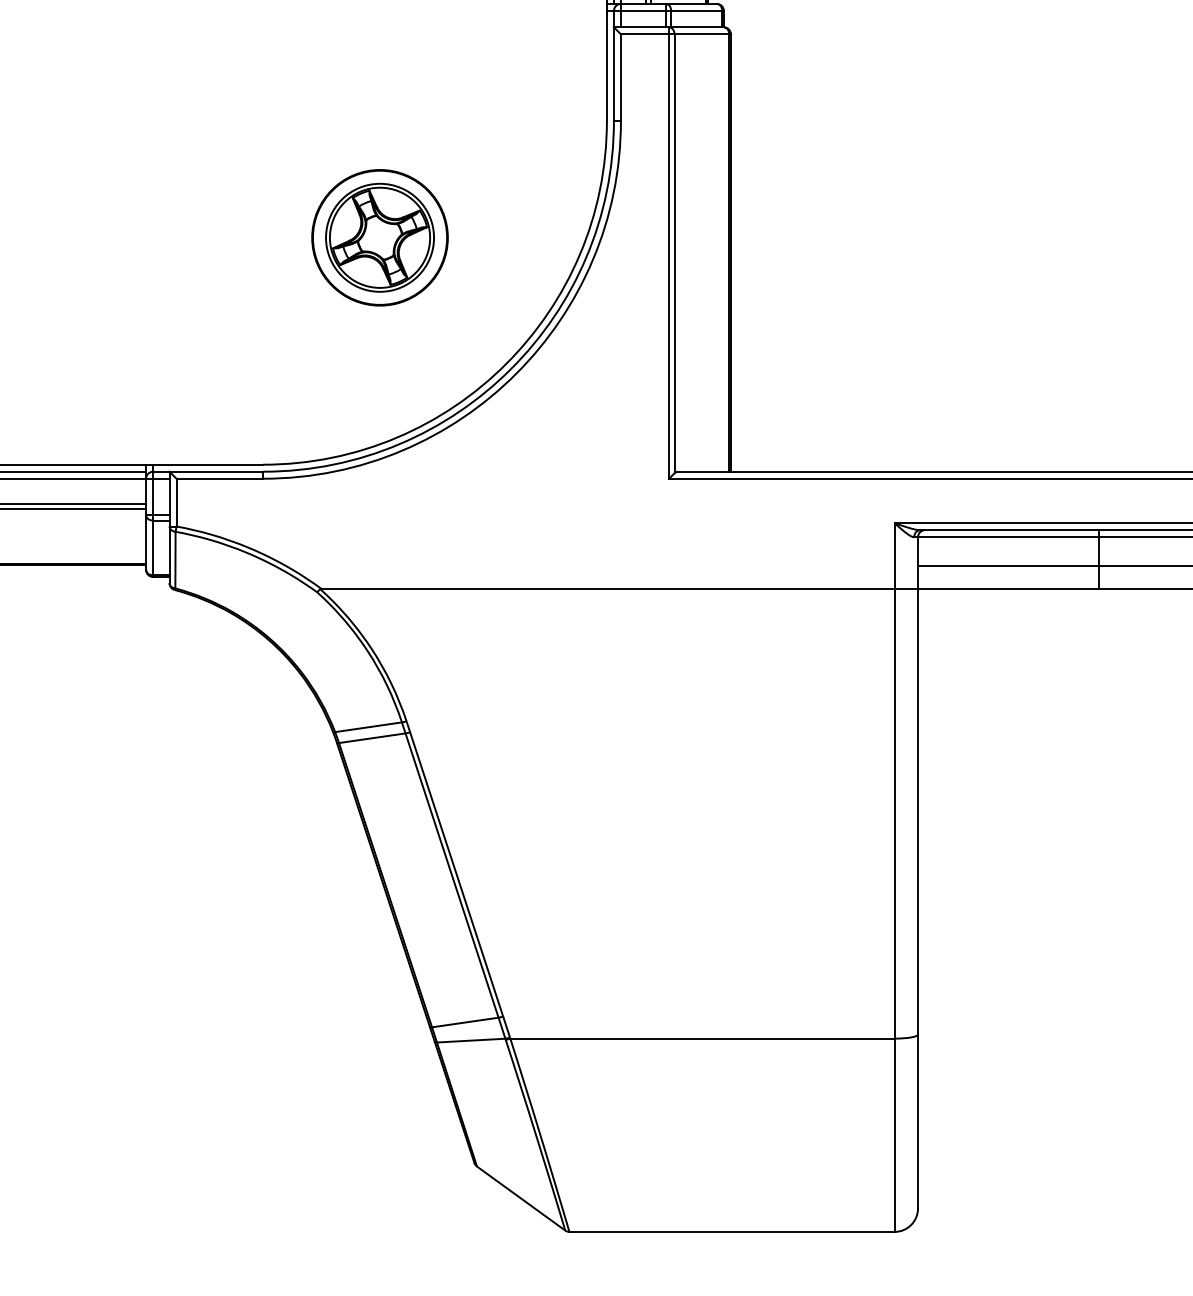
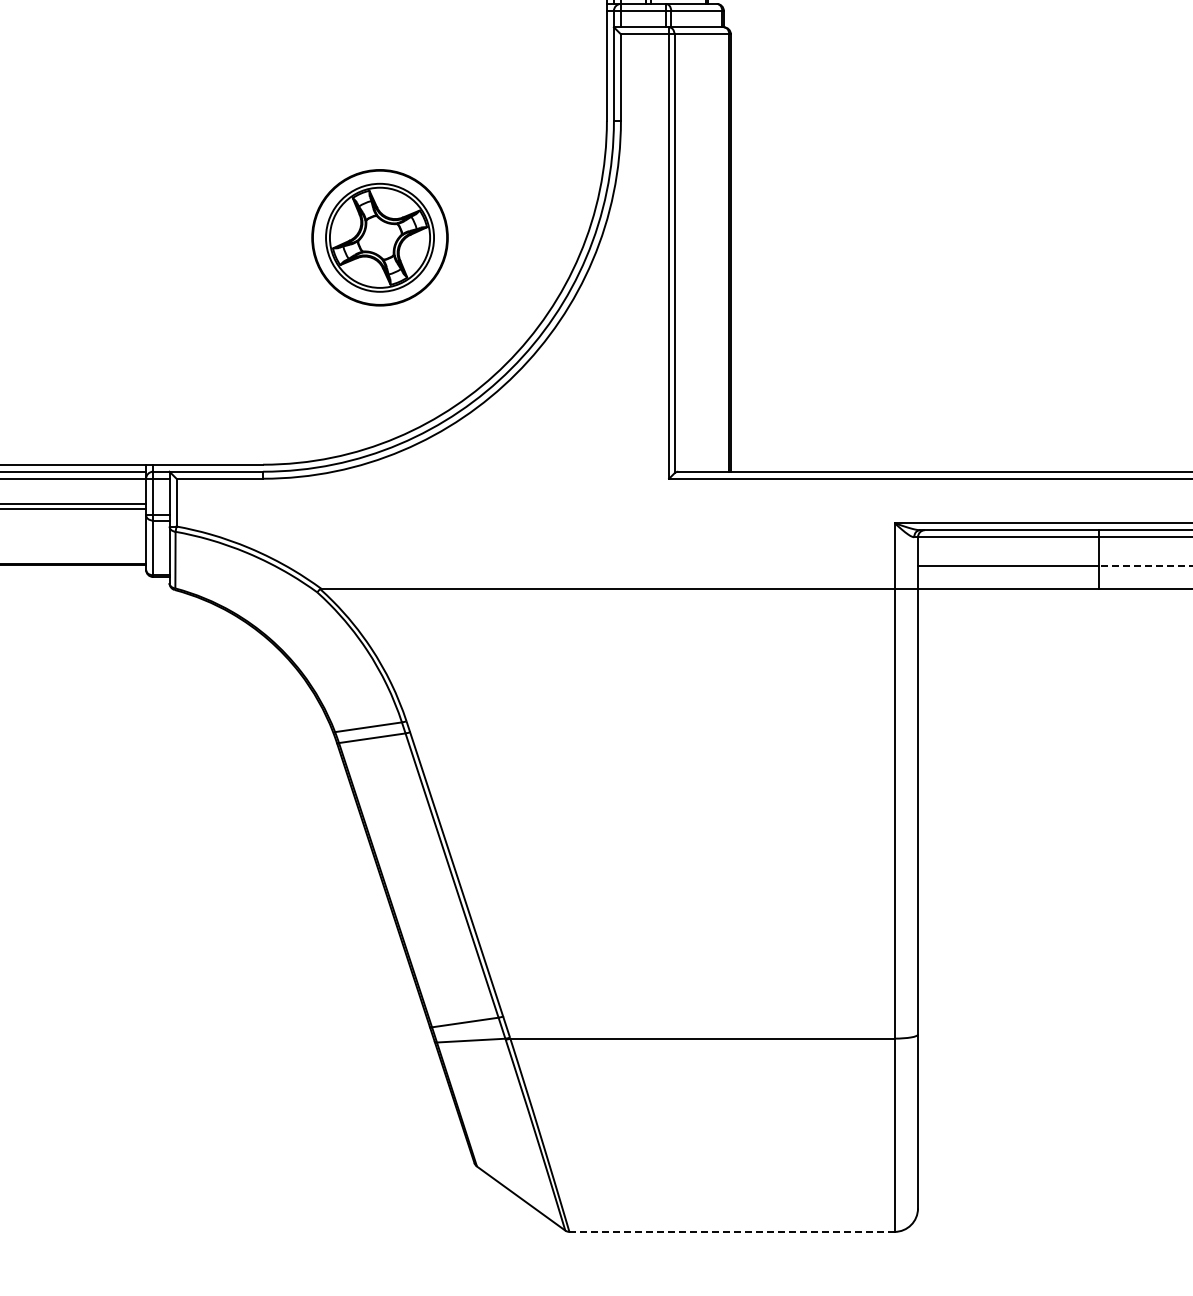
line: solid -> dashed (1145, 566)
line: solid -> dashed (732, 1231)
